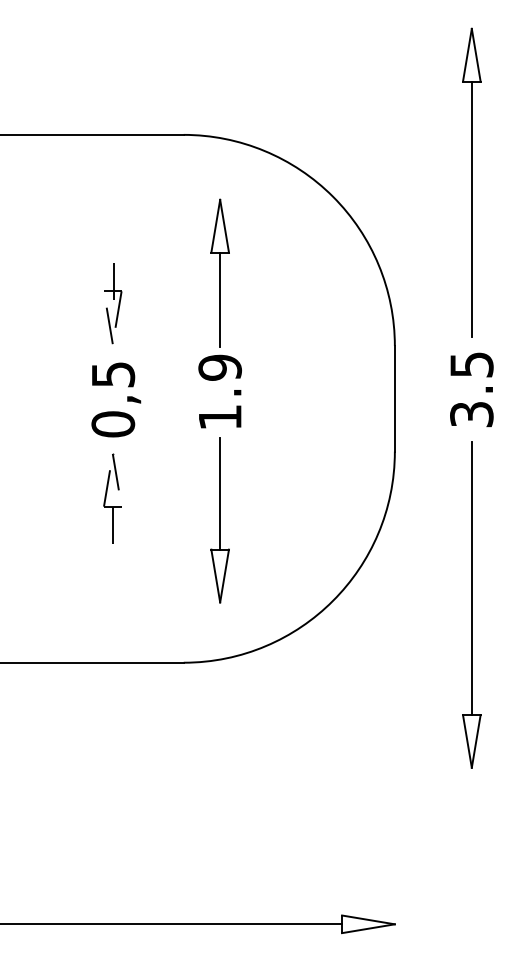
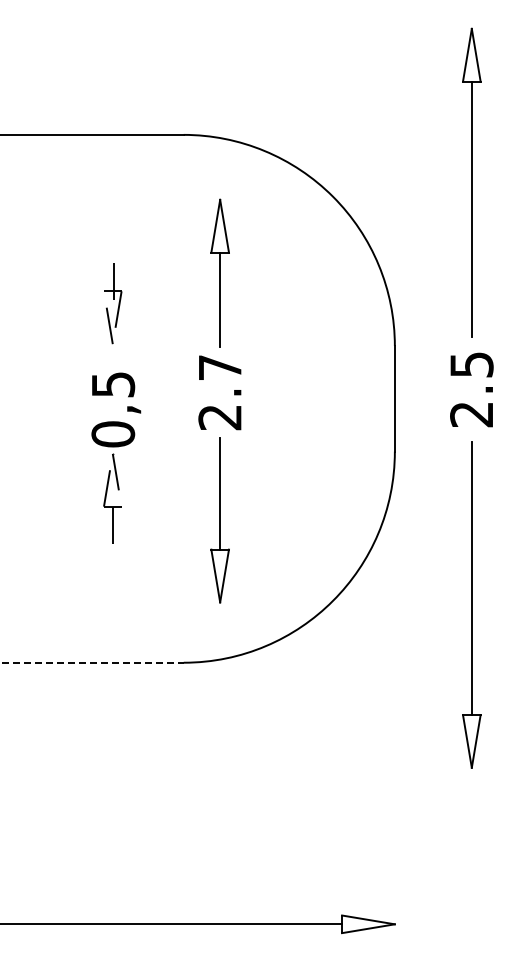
text: 1.9 -> 2.7 (220, 392)
text position: (116, 399) -> (116, 409) (116, 409)
text: 3.5 -> 2.5 (471, 414)
line: solid -> dashed (91, 662)
